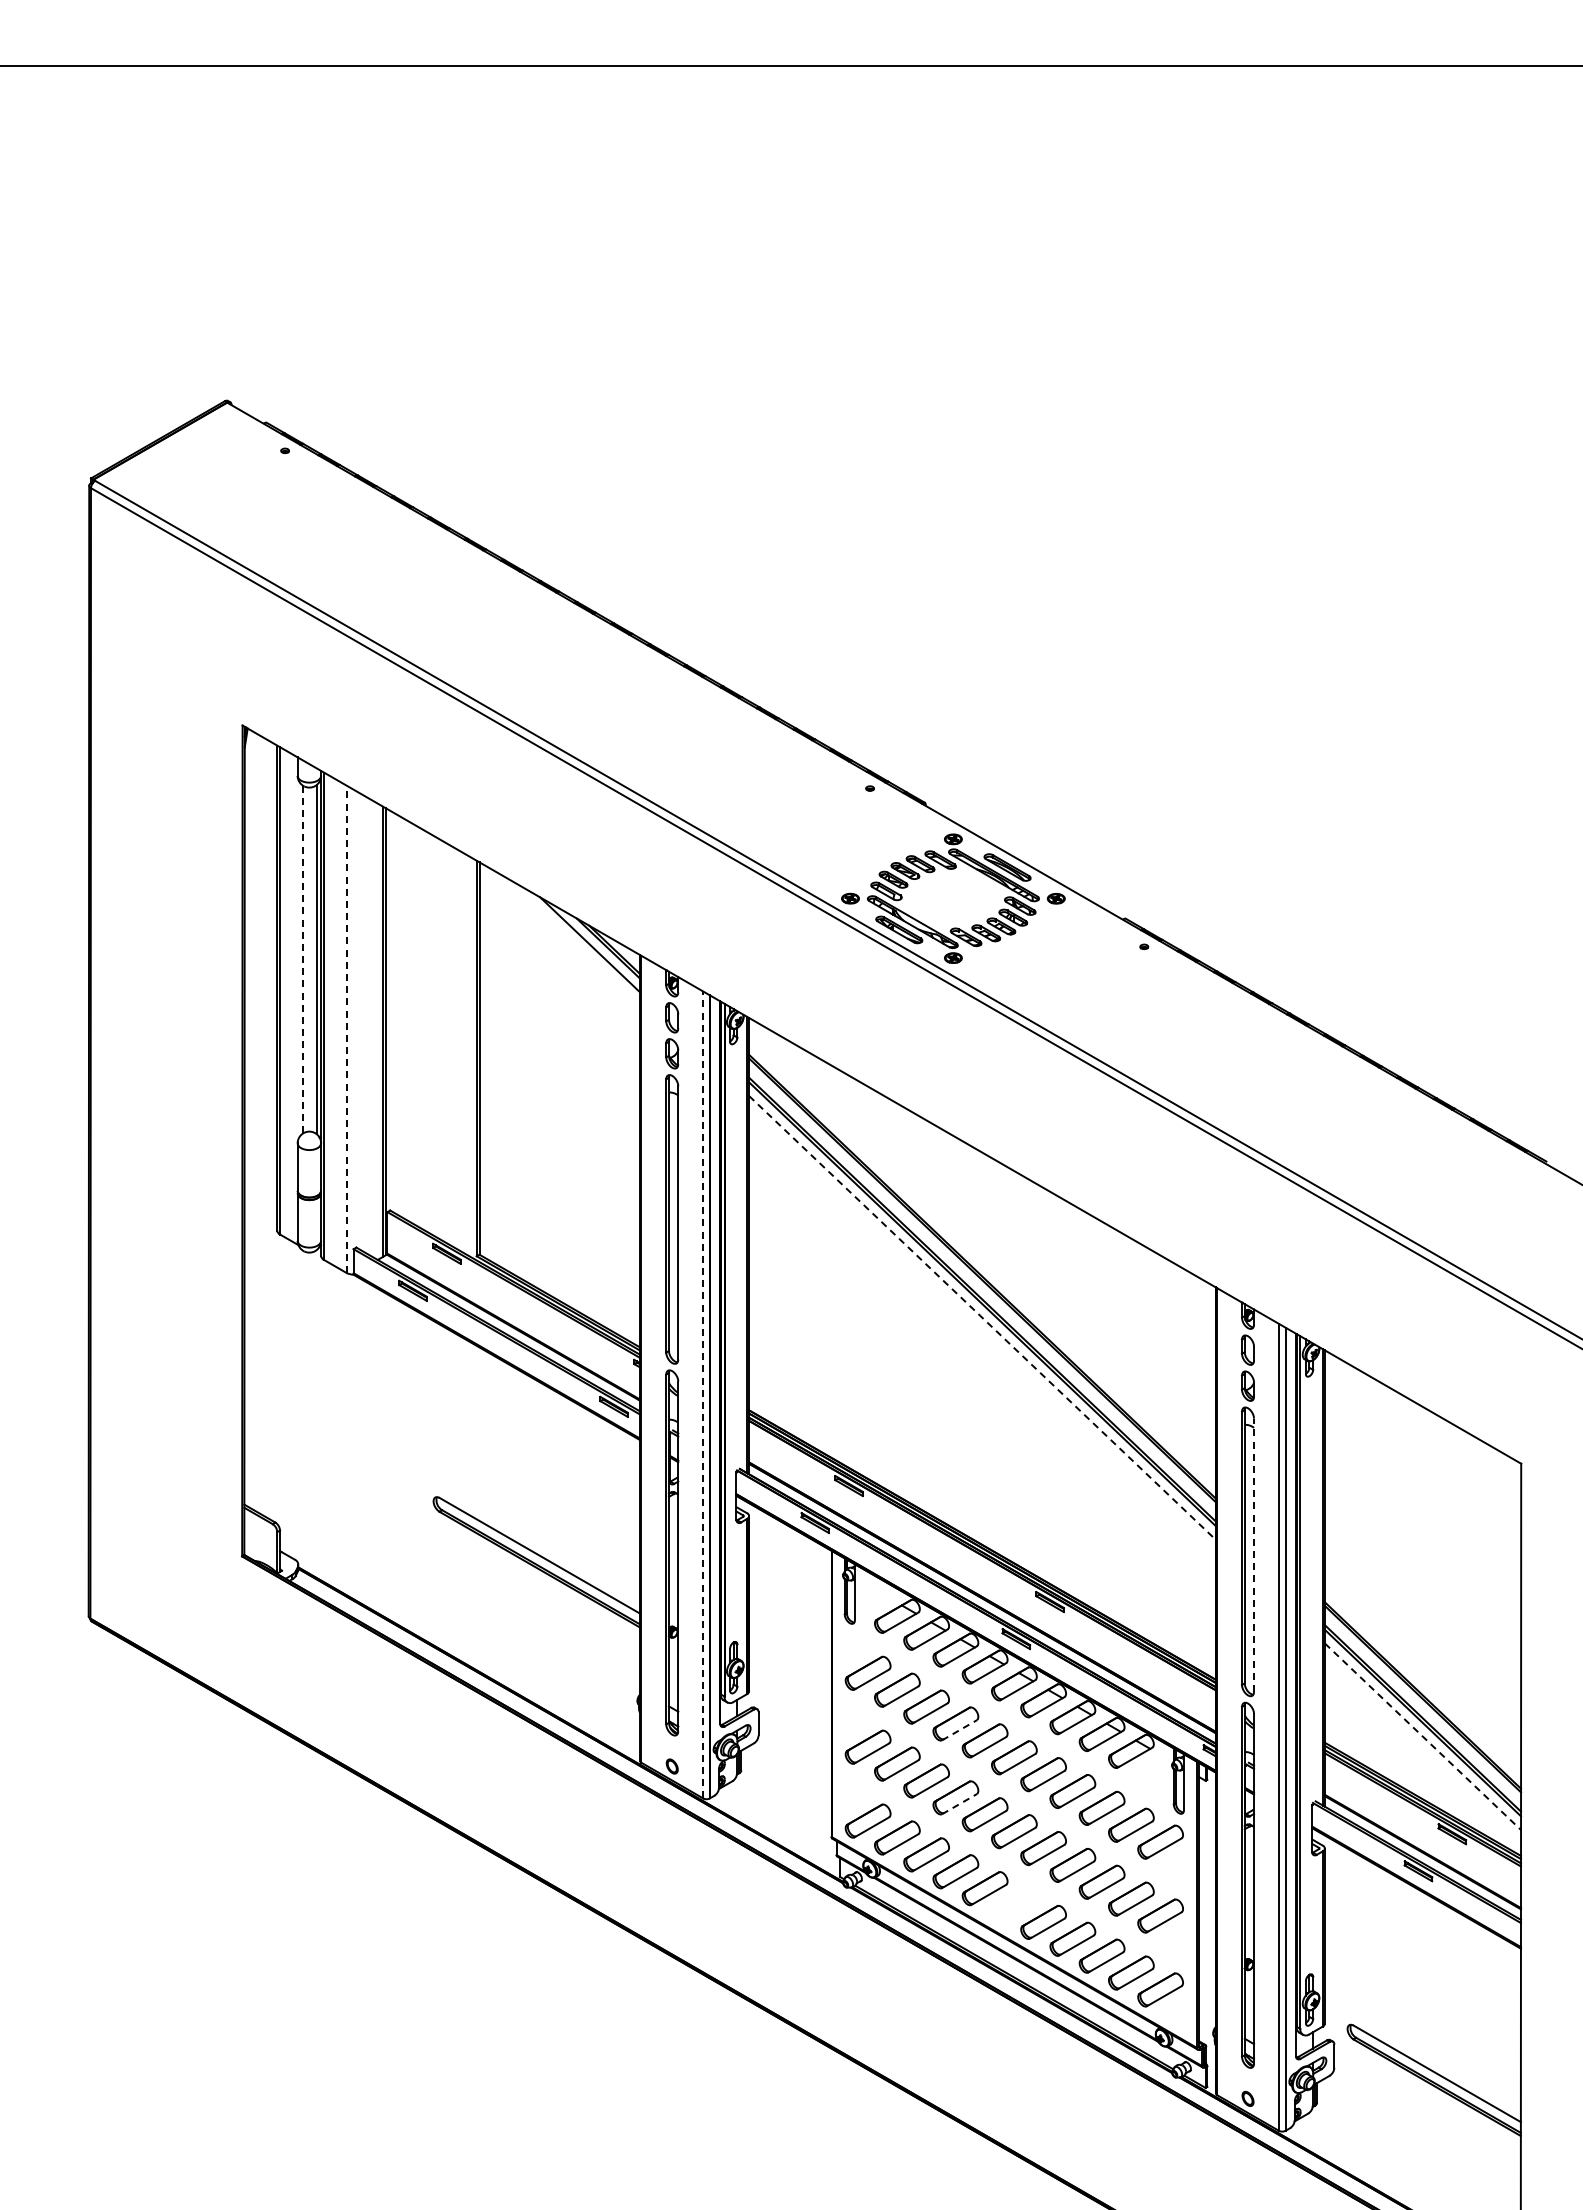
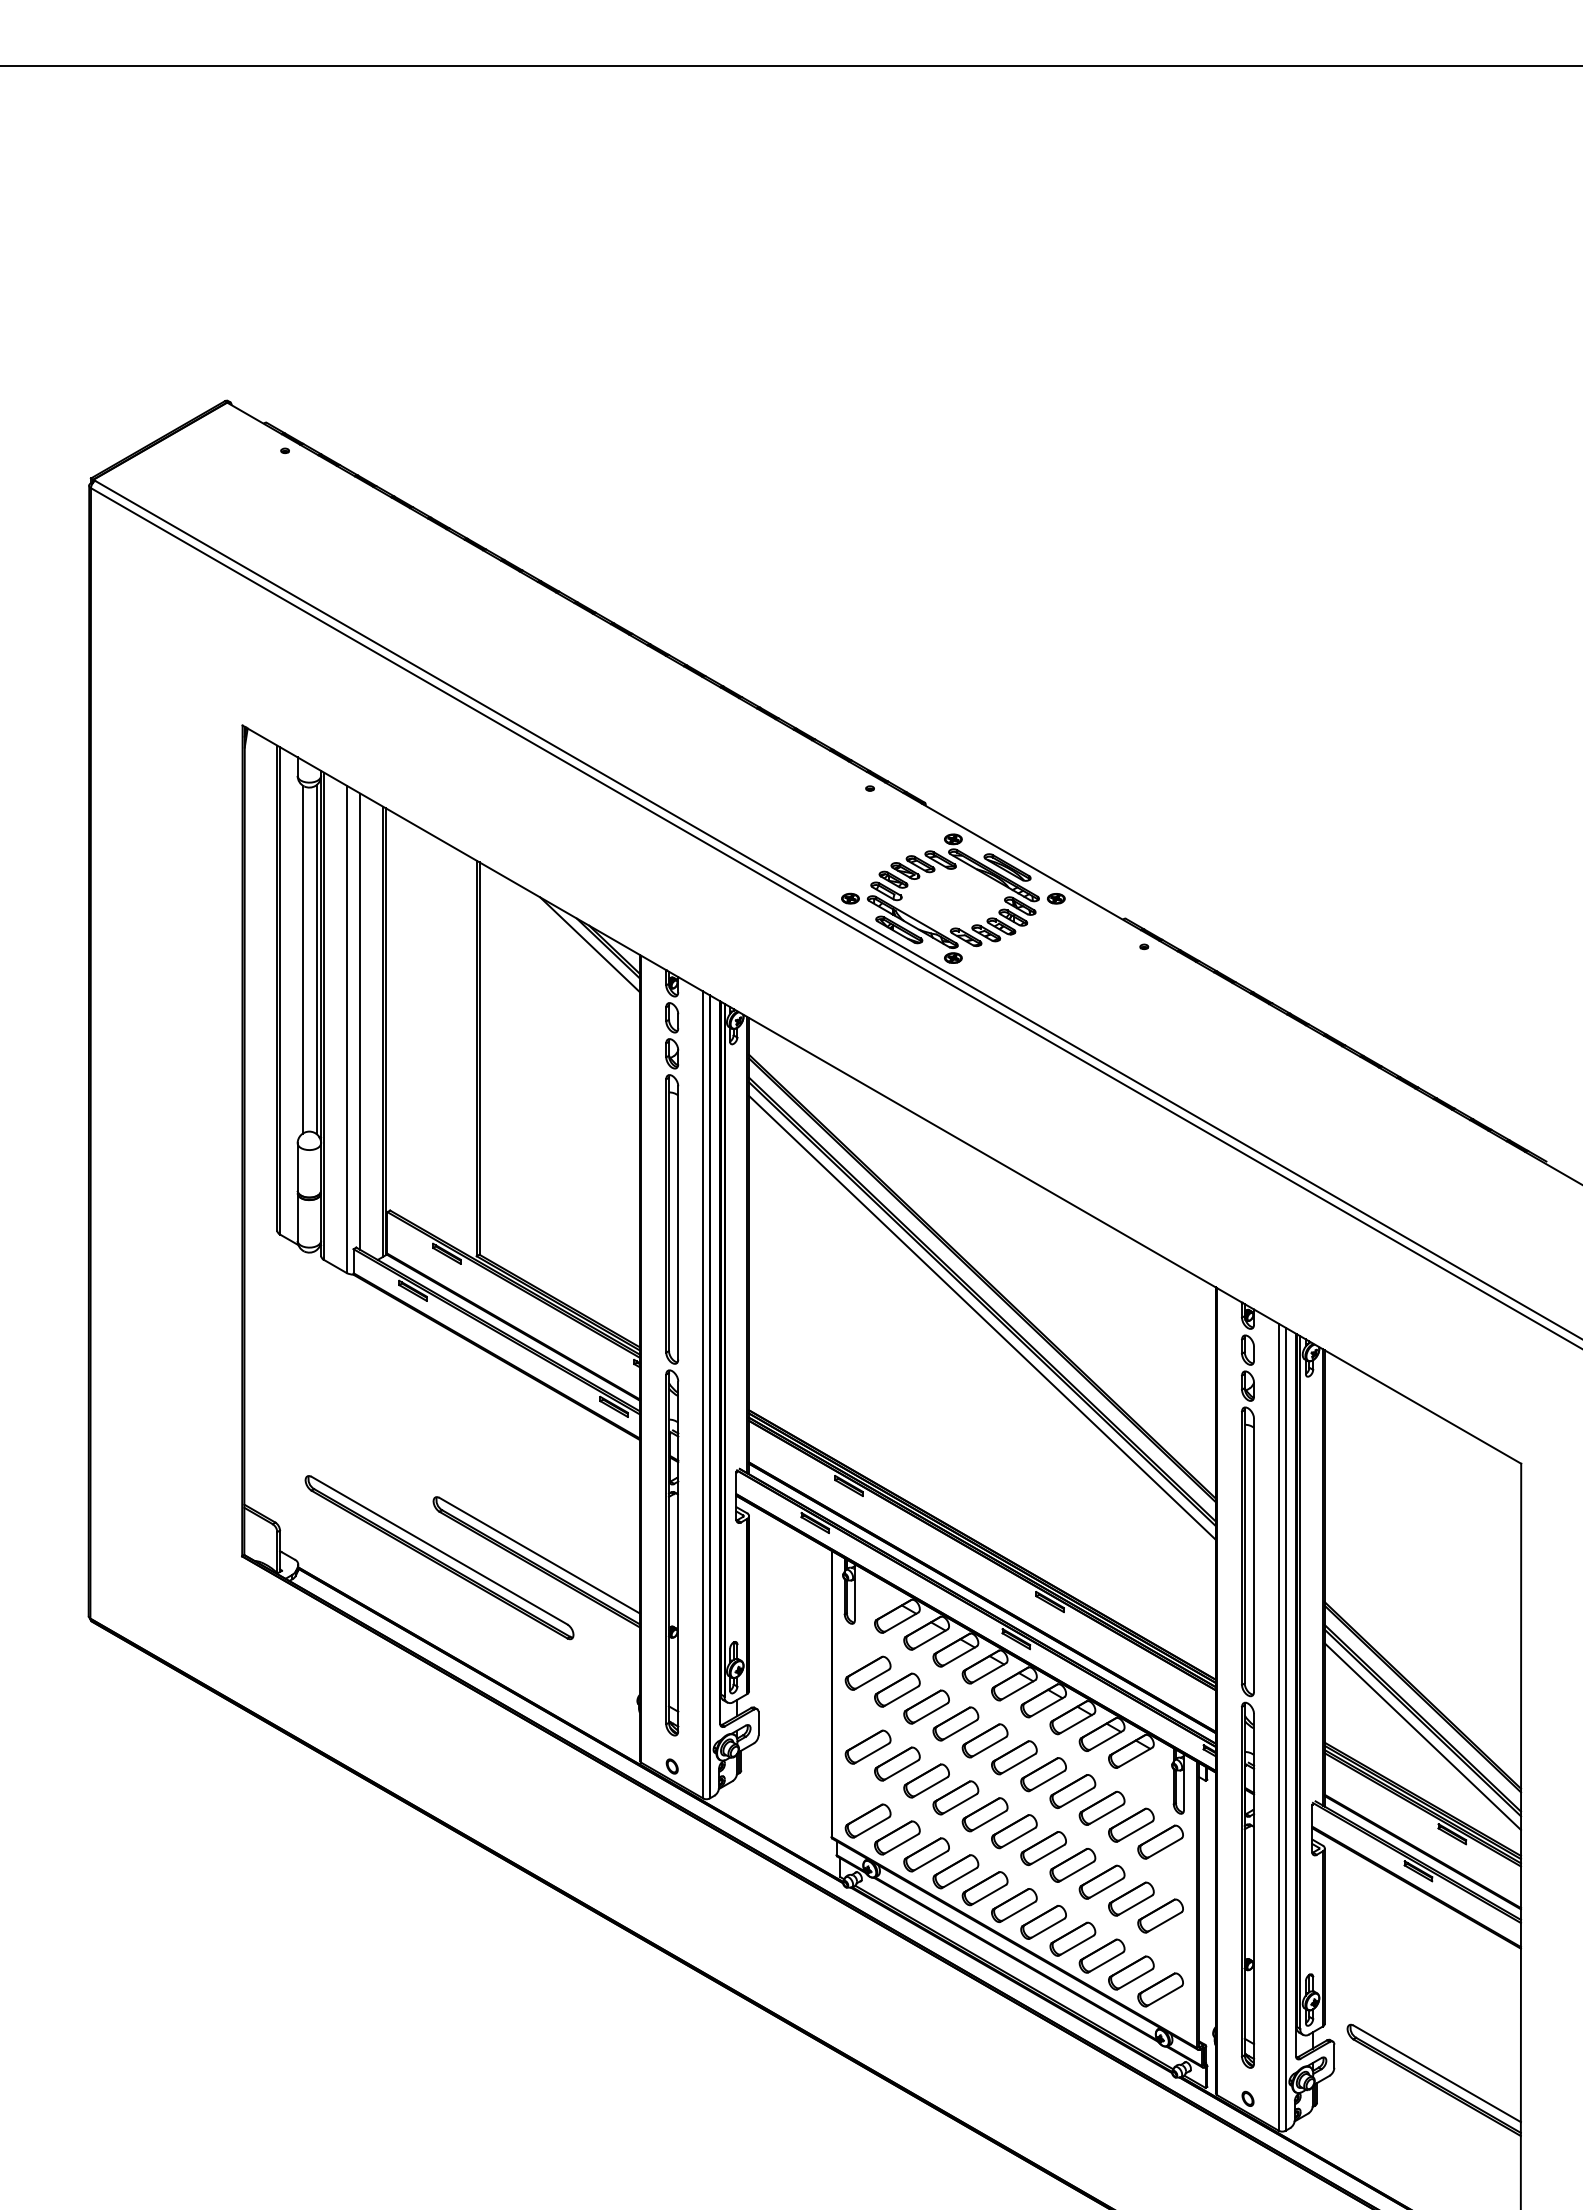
line: dashed -> solid (302, 959)
line: none -> present (360, 1021)
line: dashed -> solid (346, 1029)
line: dashed -> solid (982, 1317)
line: dashed -> solid (703, 1394)
line: dashed -> solid (1254, 1555)
part: none -> present (439, 1557)
line: dashed -> solid (959, 1730)
line: dashed -> solid (1423, 1737)
line: dashed -> solid (959, 1803)
part: none -> present (1014, 1905)
